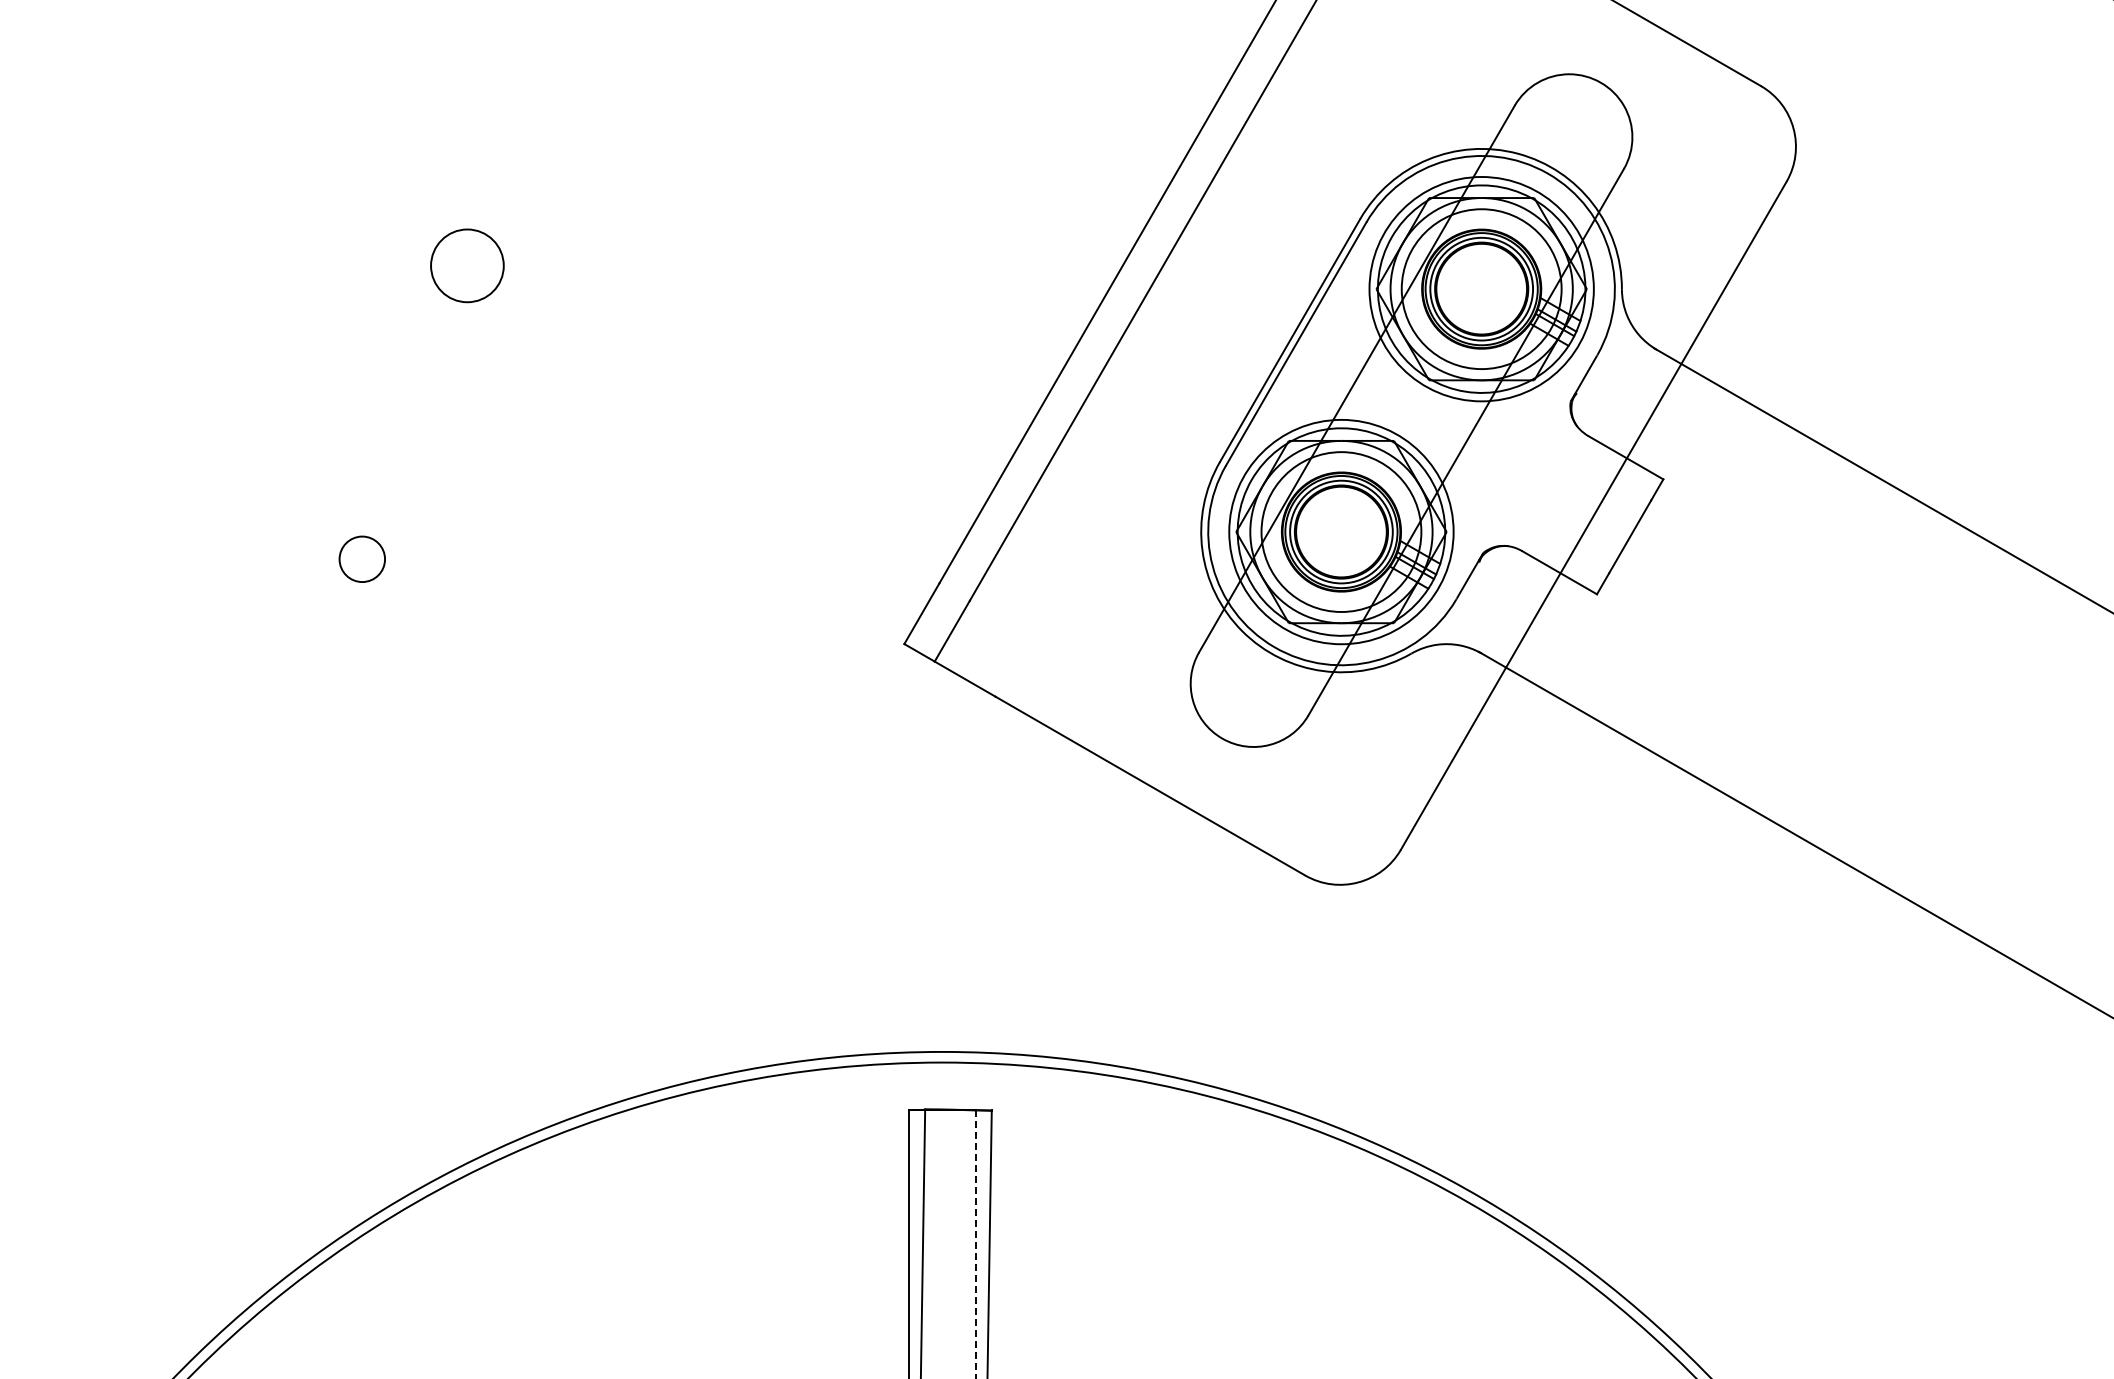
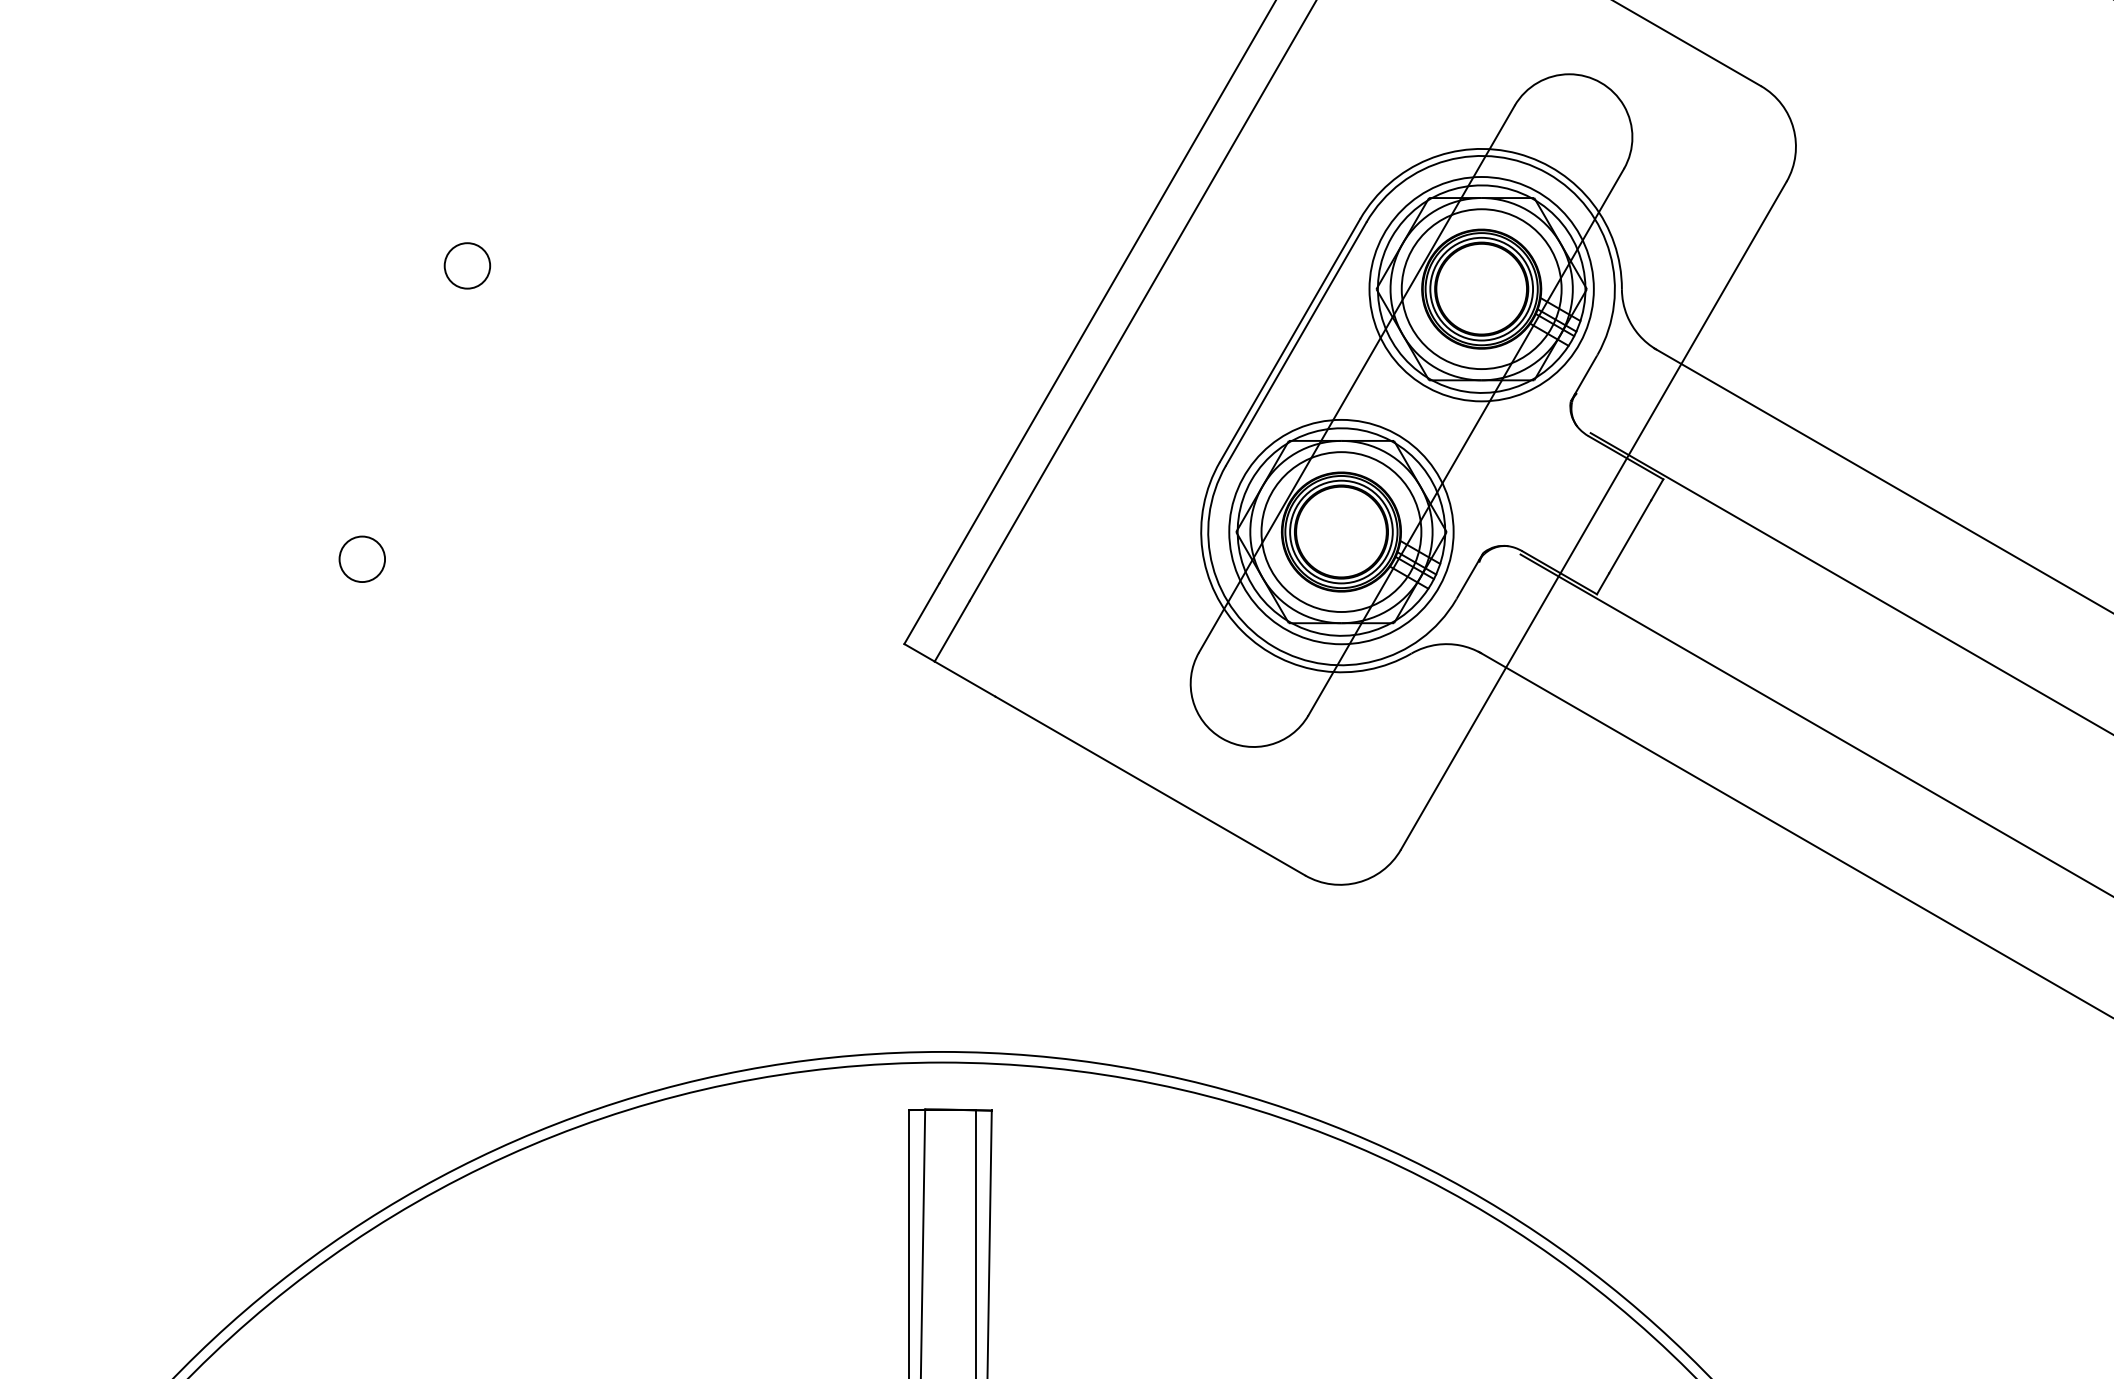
circle size: 75x76 px -> 49x48 px (467, 265)
line: none -> present (1850, 583)
line: none -> present (1815, 724)
line: dashed -> solid (975, 1244)
